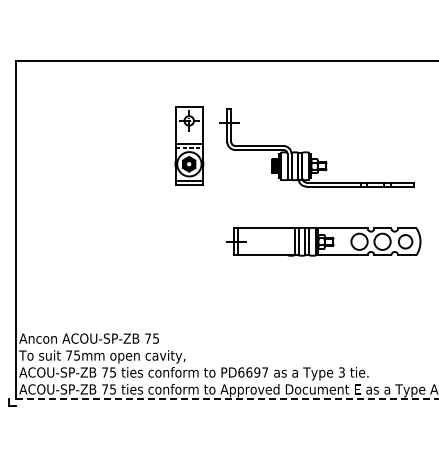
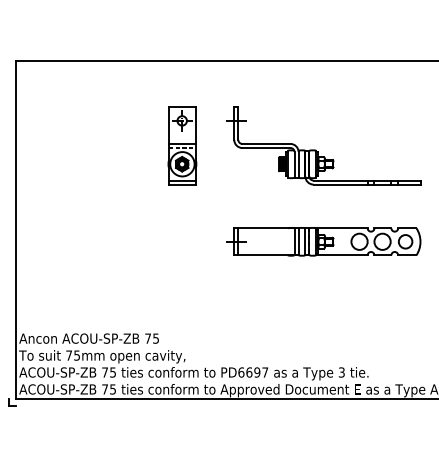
part position: (189, 145) -> (182, 145) (182, 145)
part position: (311, 153) -> (318, 151) (318, 151)
line: dashed -> solid (227, 399)
